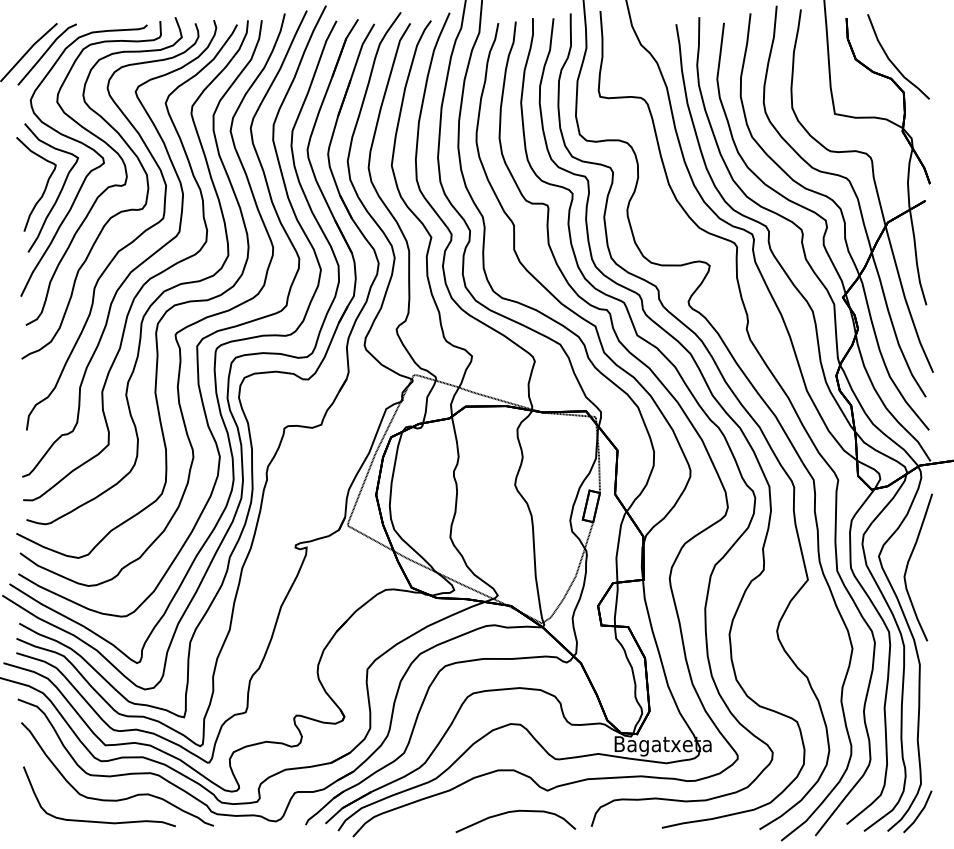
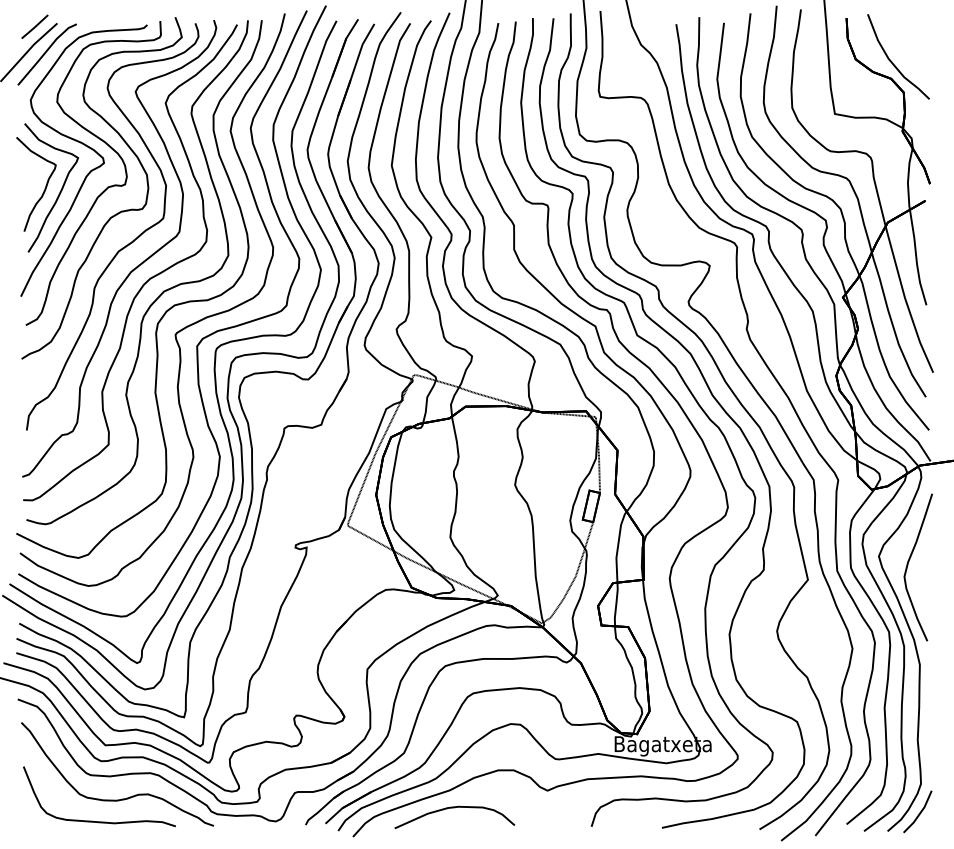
line: none -> present (34, 26)
curve position: (515, 812) -> (454, 808) (454, 808)
